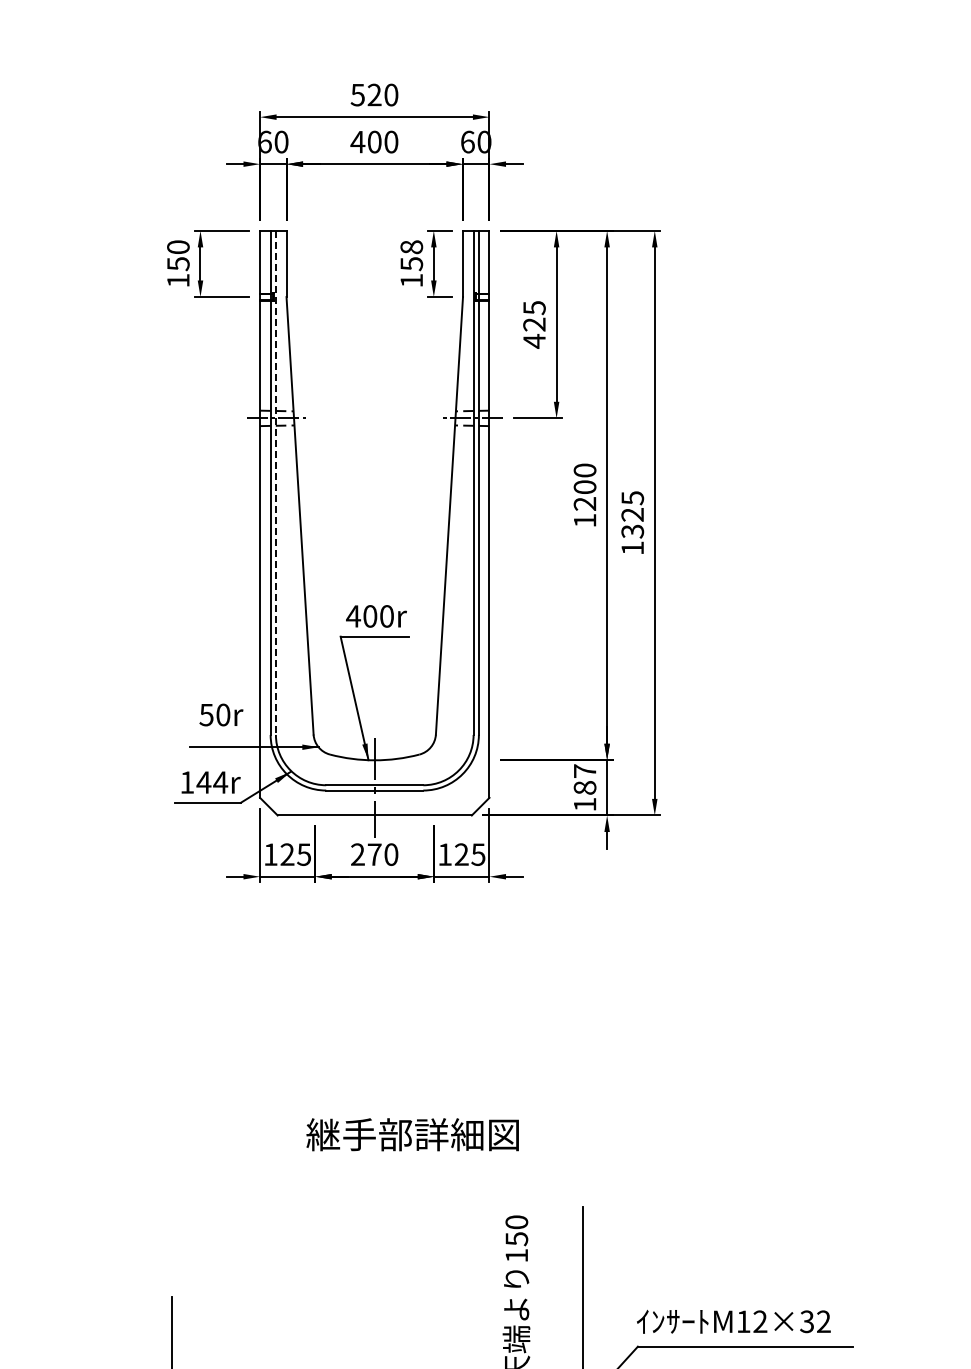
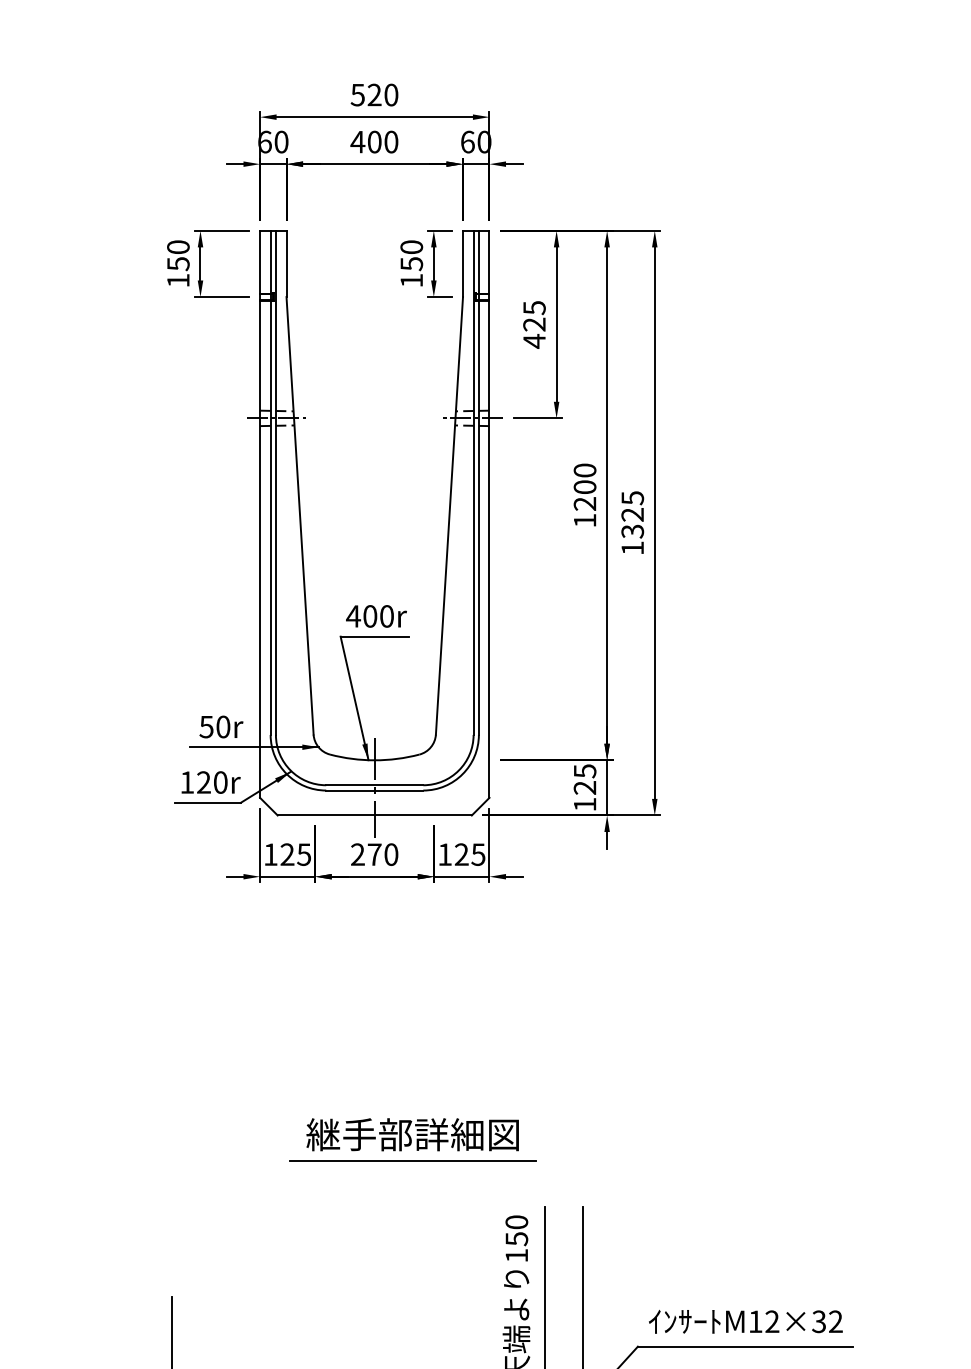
text: 158 -> 150 (411, 247)
line: dashed -> solid (275, 483)
text position: (221, 714) -> (221, 726) (221, 726)
text: 187 -> 125 (584, 779)
text: 144r -> 120r (212, 782)
line: none -> present (412, 1161)
line: none -> present (545, 1285)
text position: (733, 1321) -> (745, 1321) (745, 1321)
